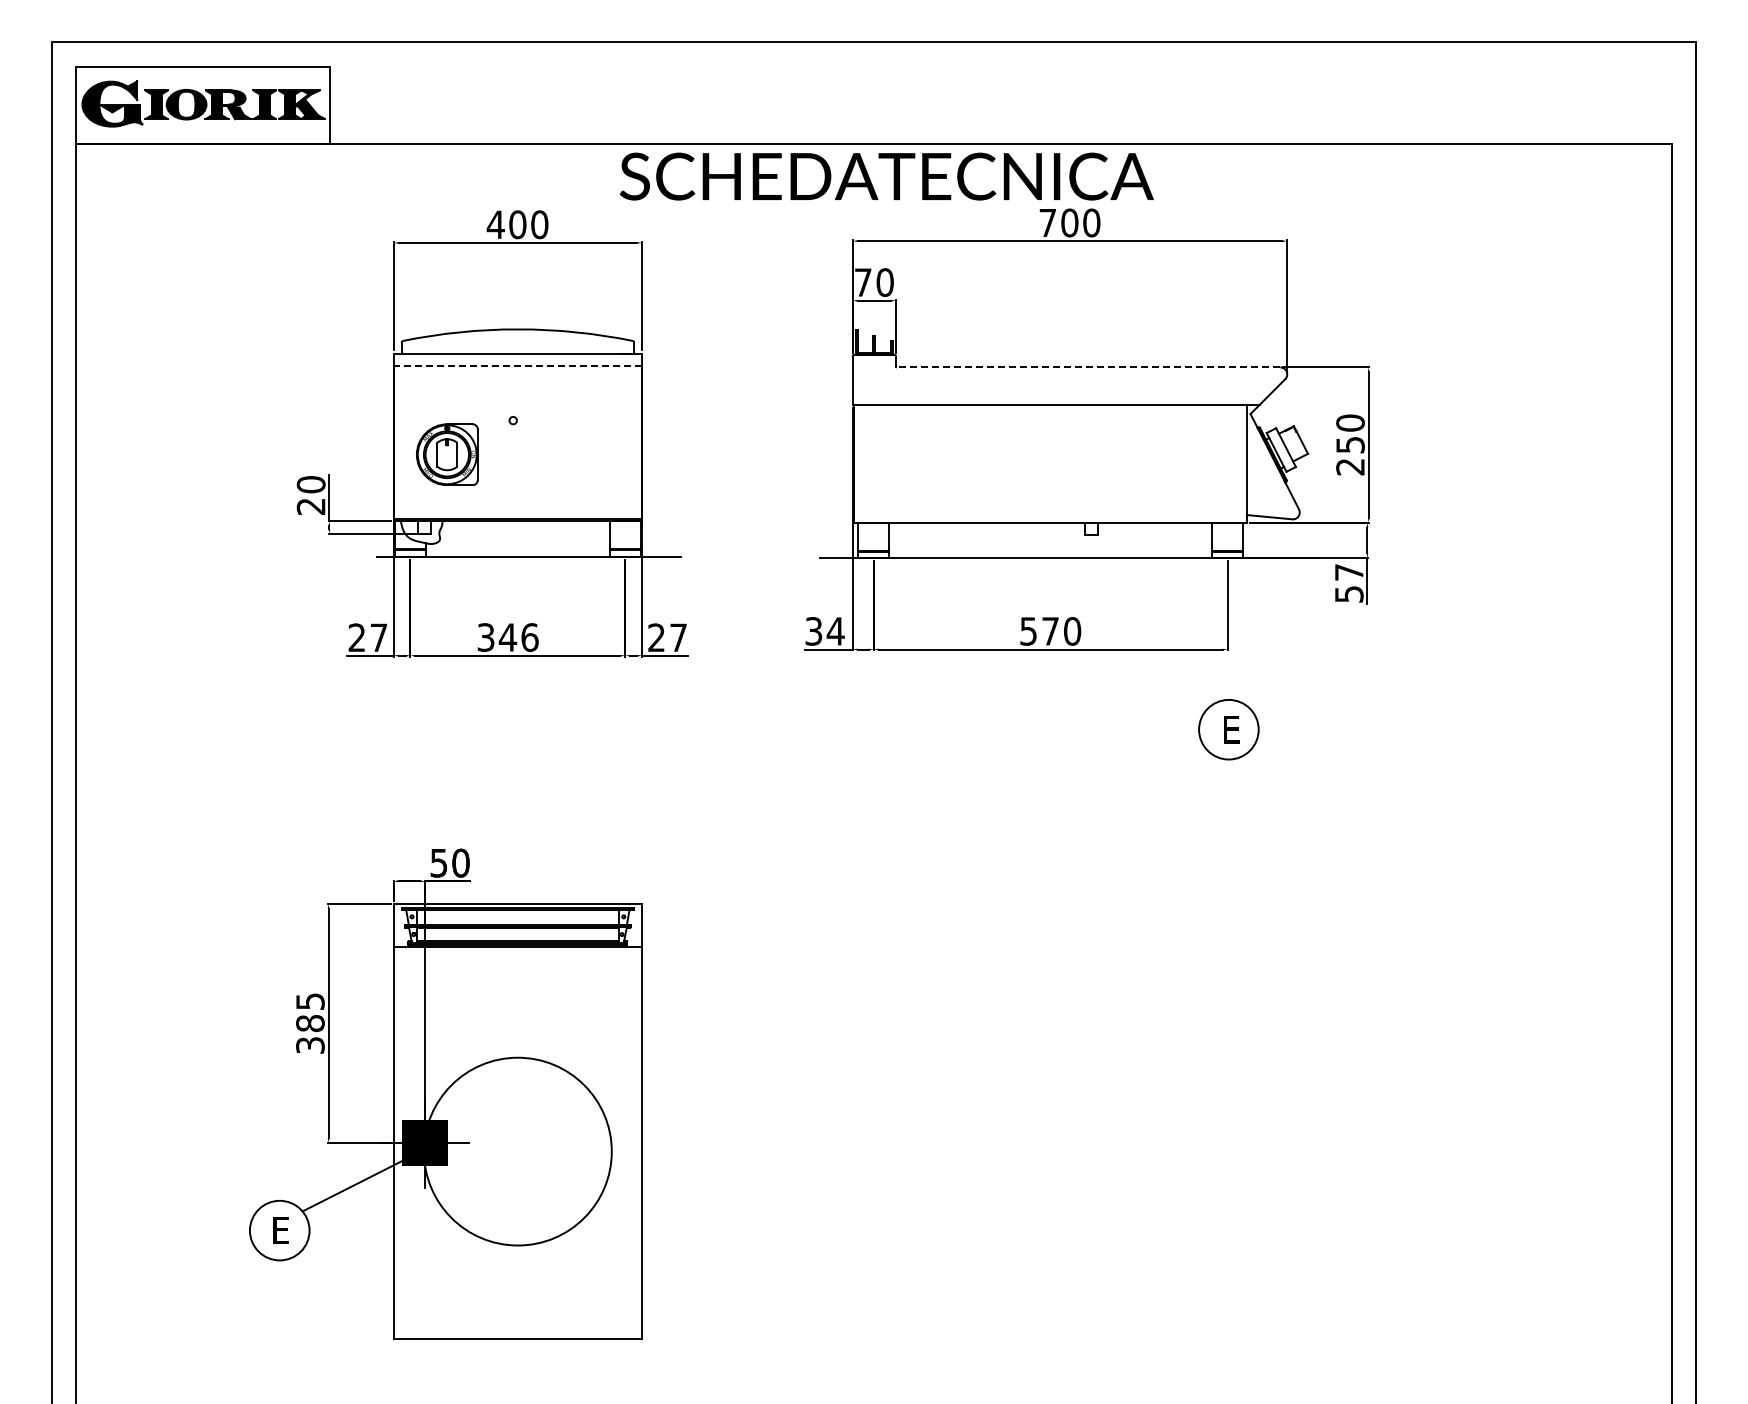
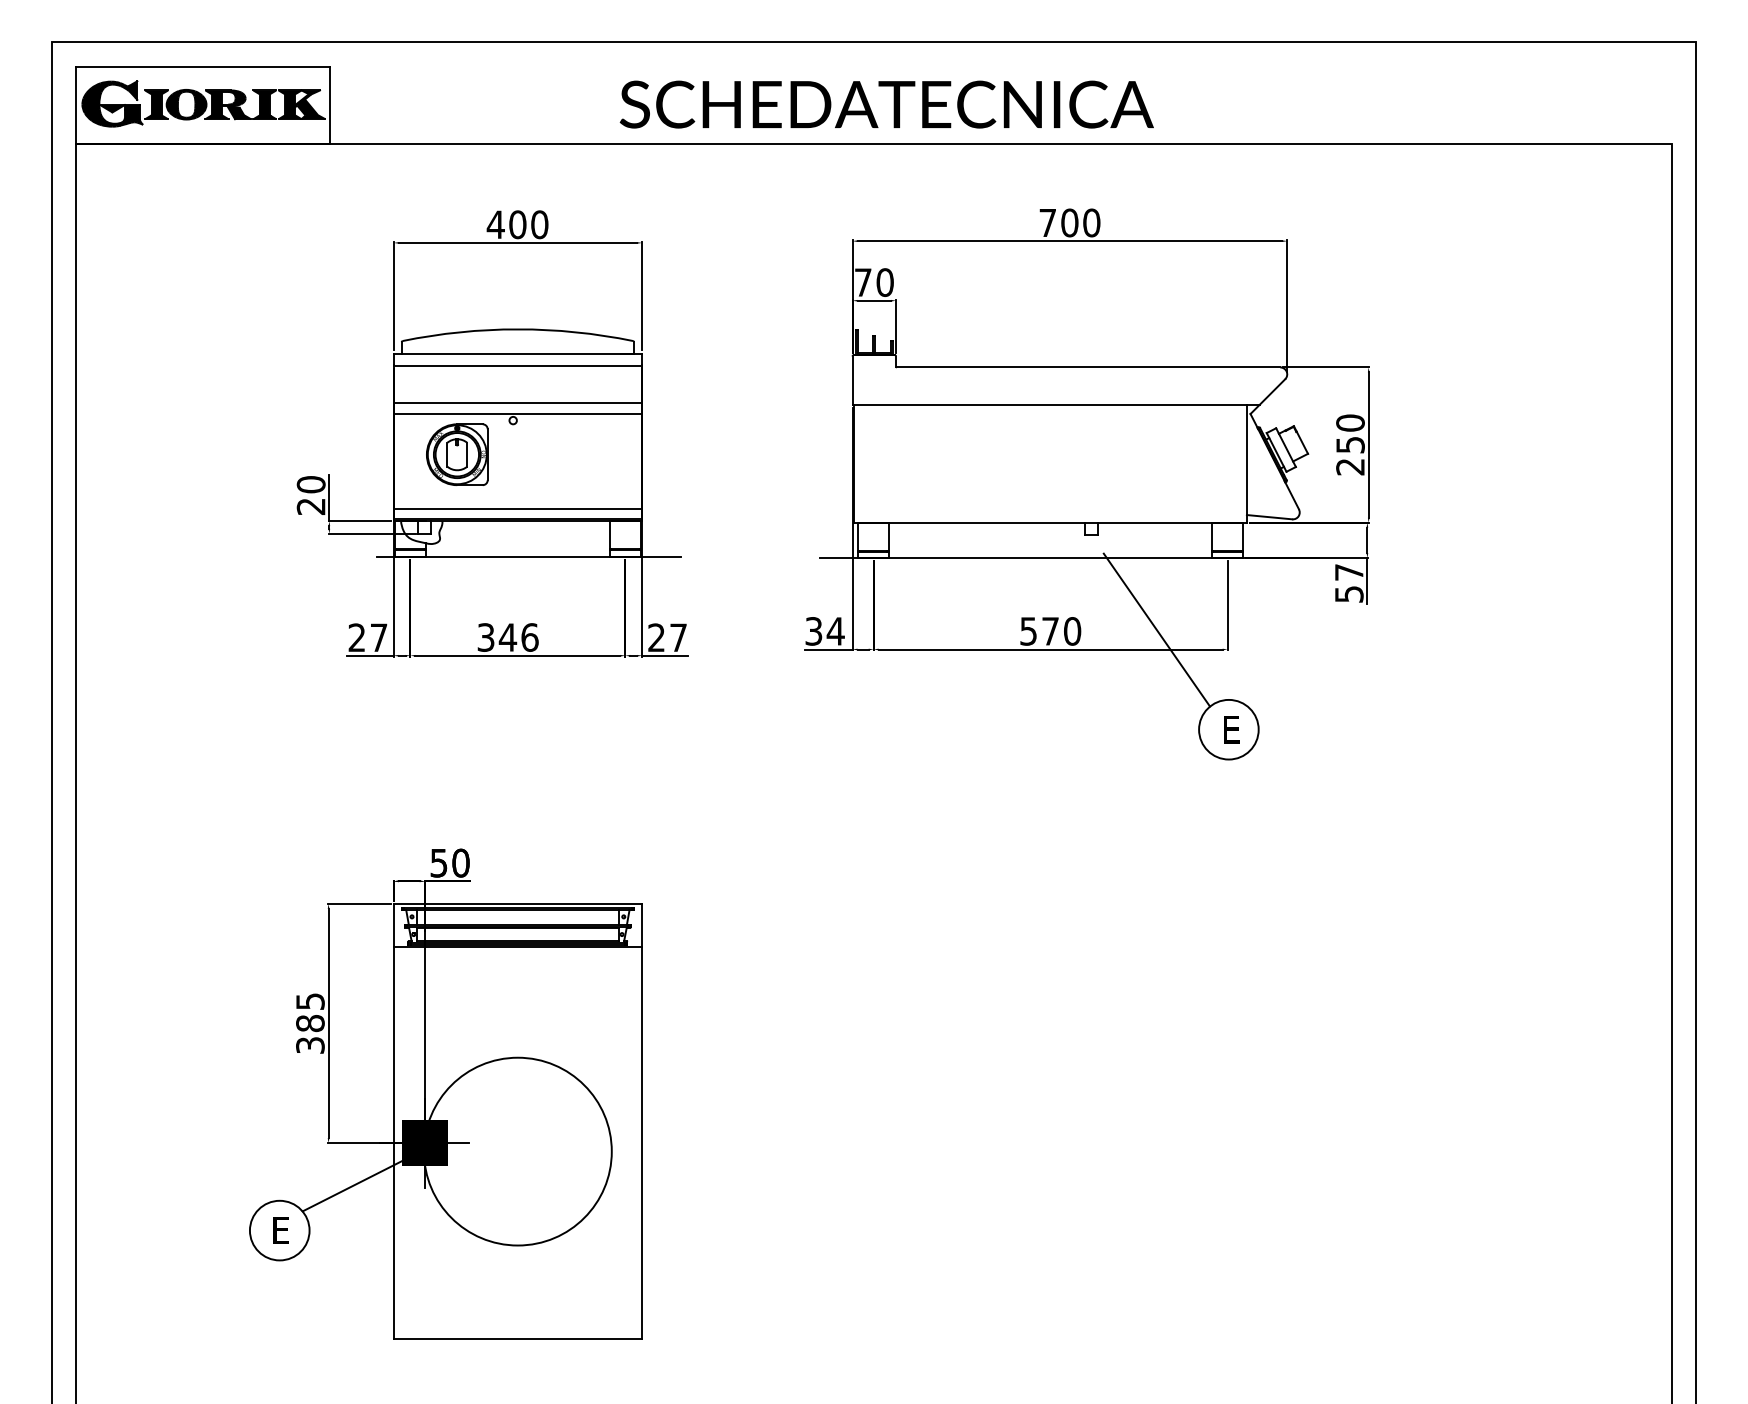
text position: (886, 176) -> (886, 104) (886, 104)
line: dashed -> solid (517, 366)
line: dashed -> solid (1088, 367)
line: none -> present (517, 403)
line: none -> present (517, 414)
part position: (447, 454) -> (457, 454) (457, 454)
line: none -> present (517, 509)
line: none -> present (1156, 629)
